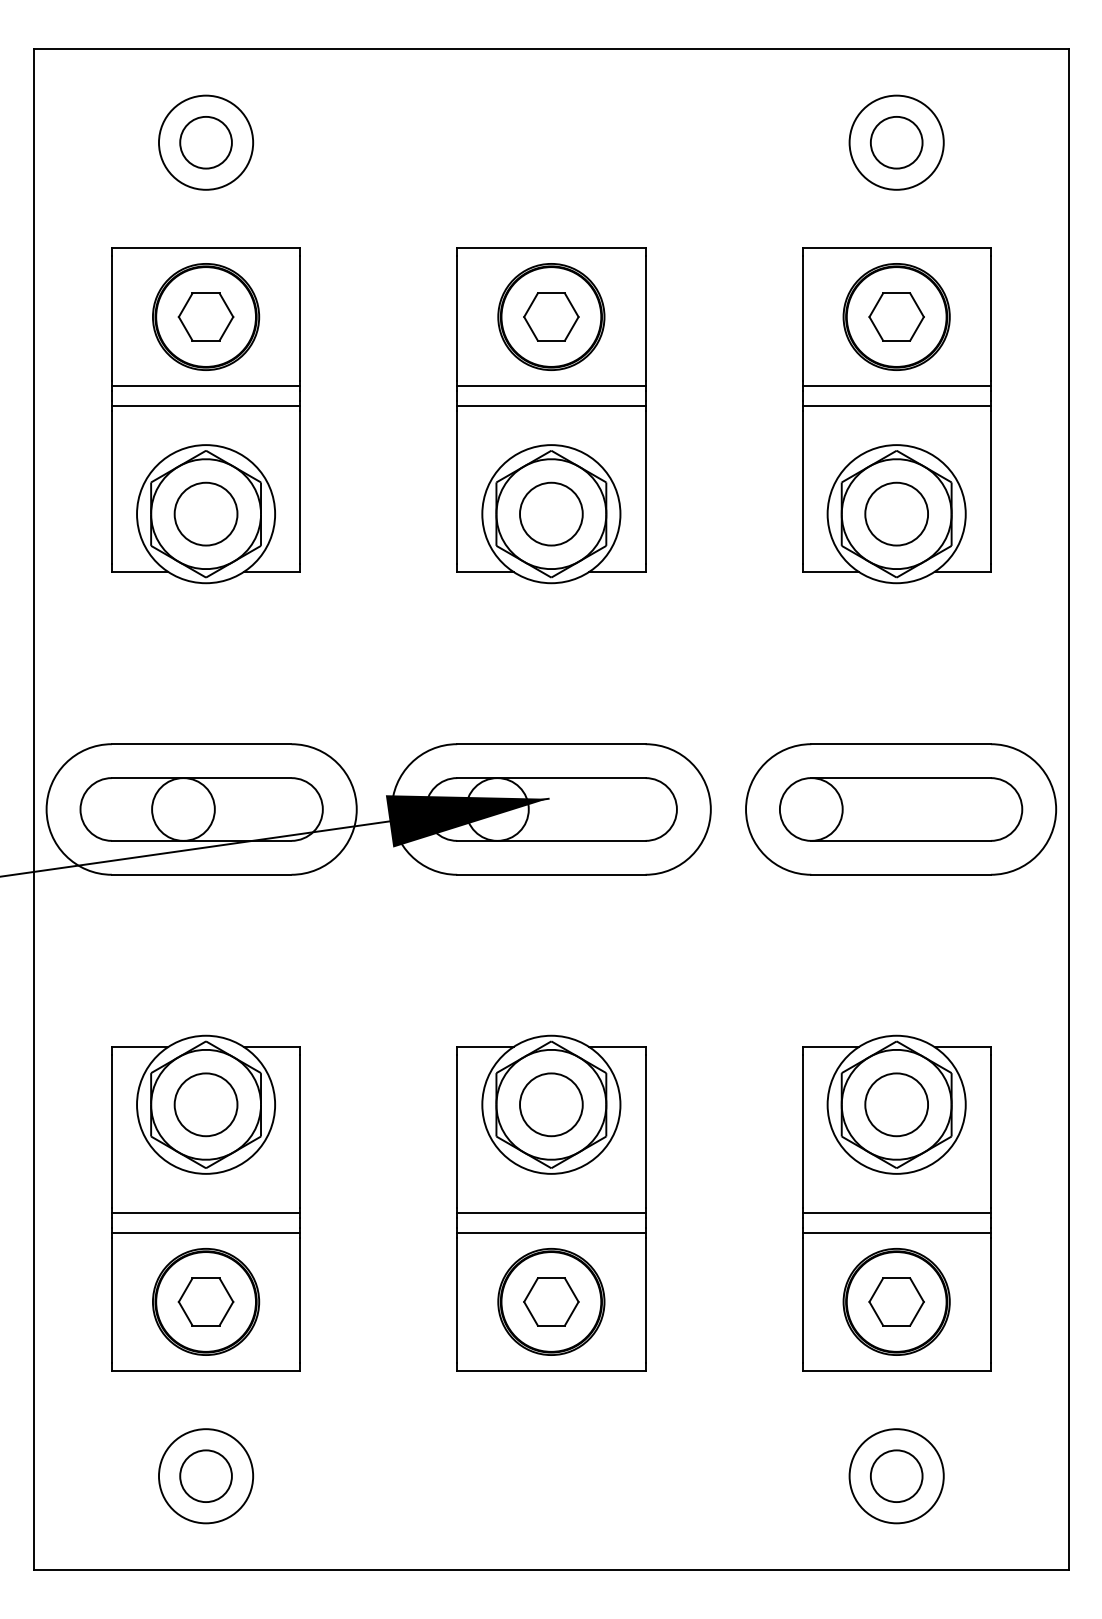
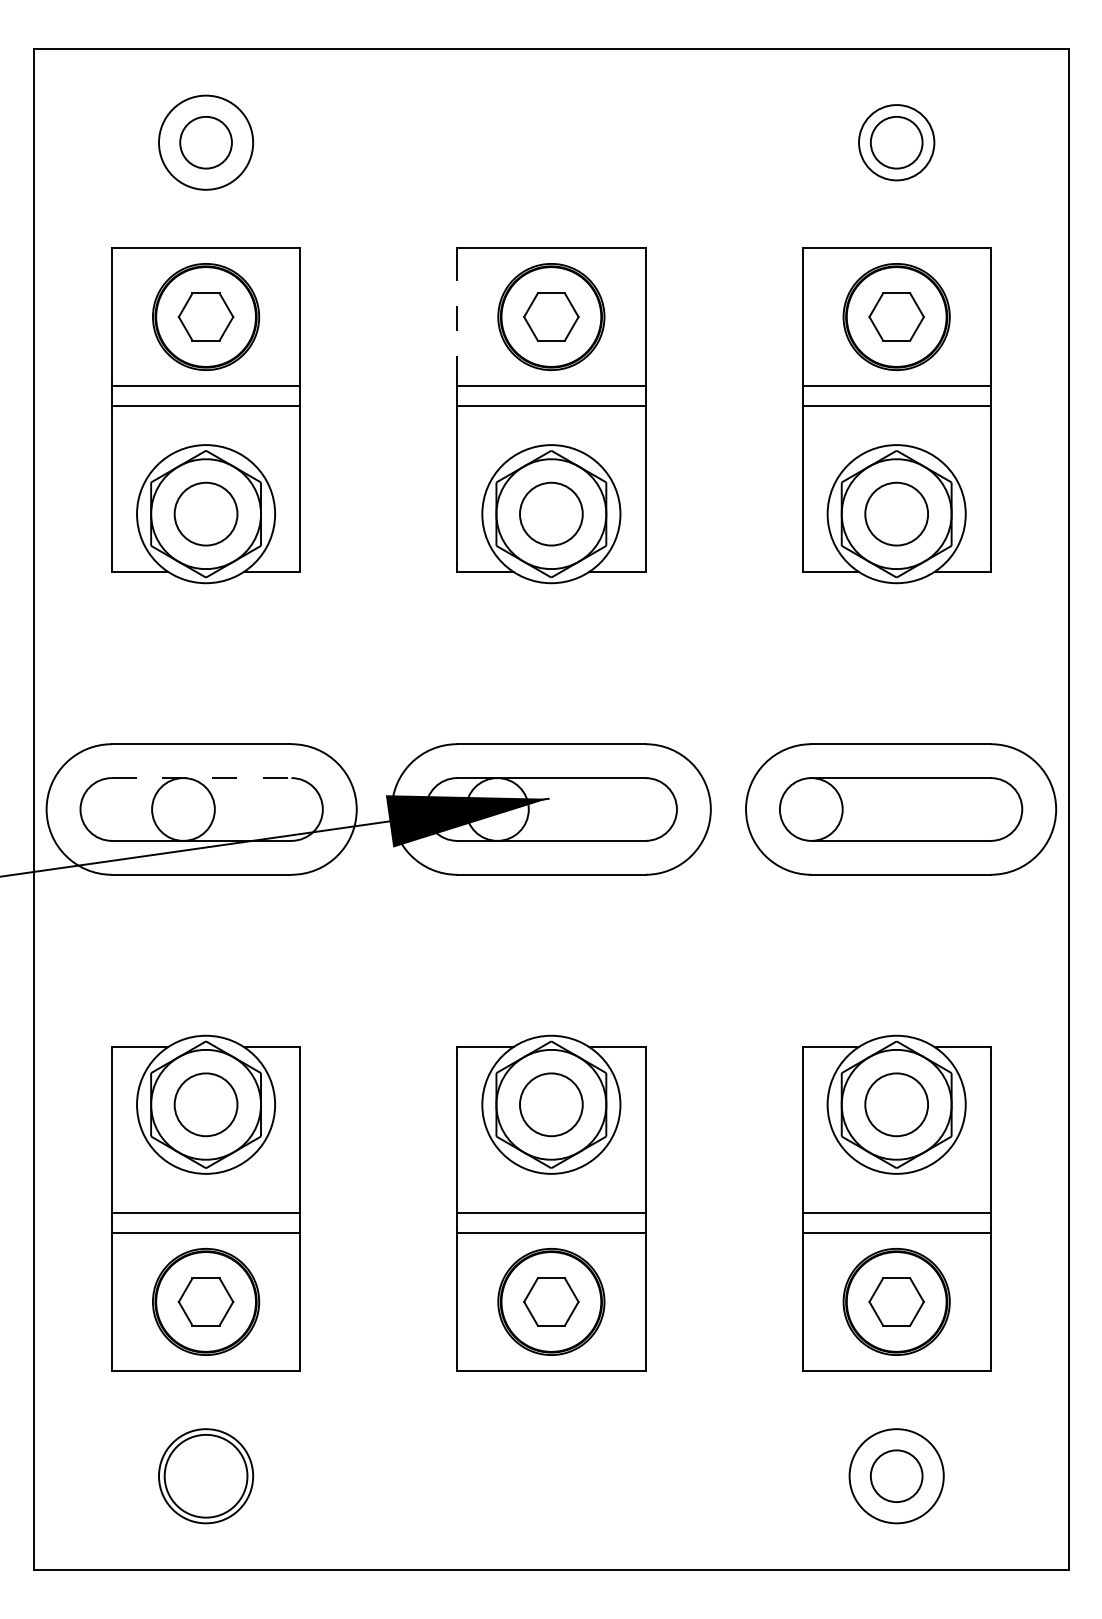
circle diameter: 94 px -> 75 px (896, 142)
line: solid -> dashed (457, 318)
line: solid -> dashed (201, 778)
circle diameter: 52 px -> 83 px (205, 1475)
